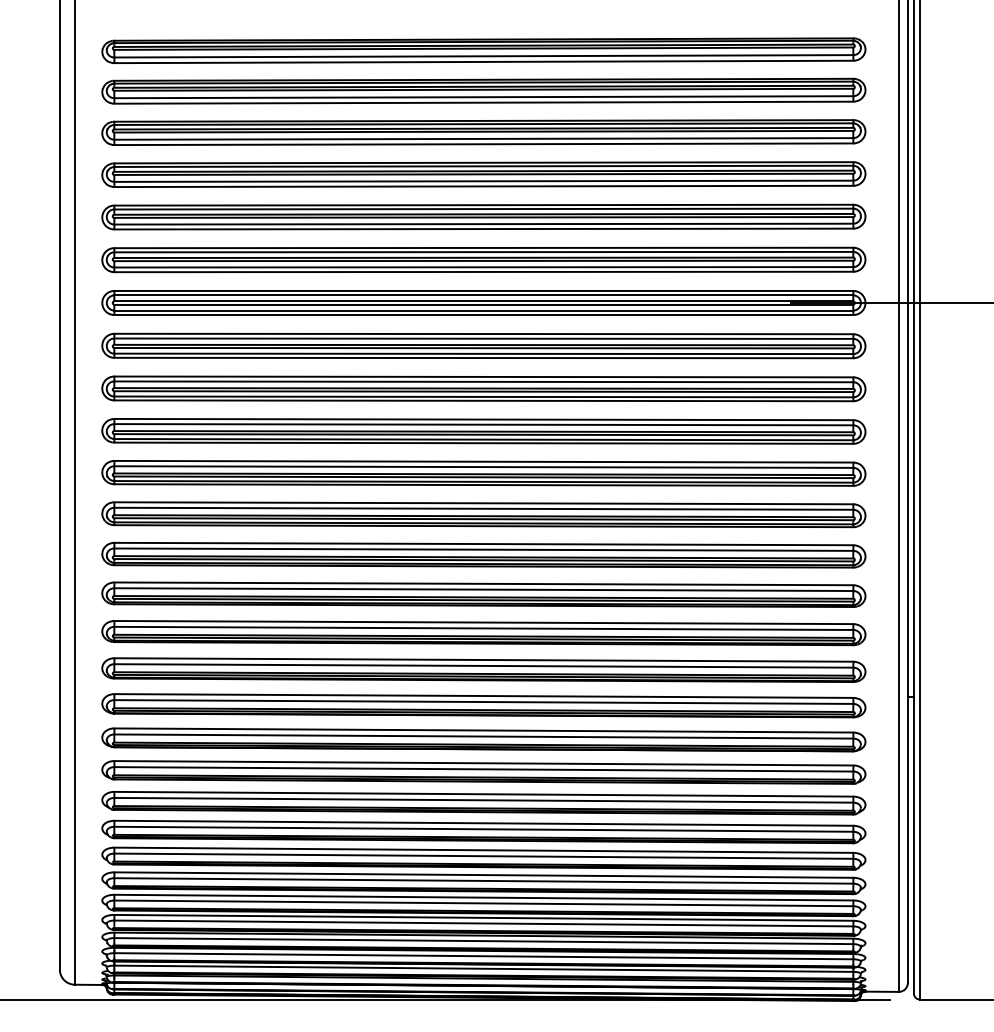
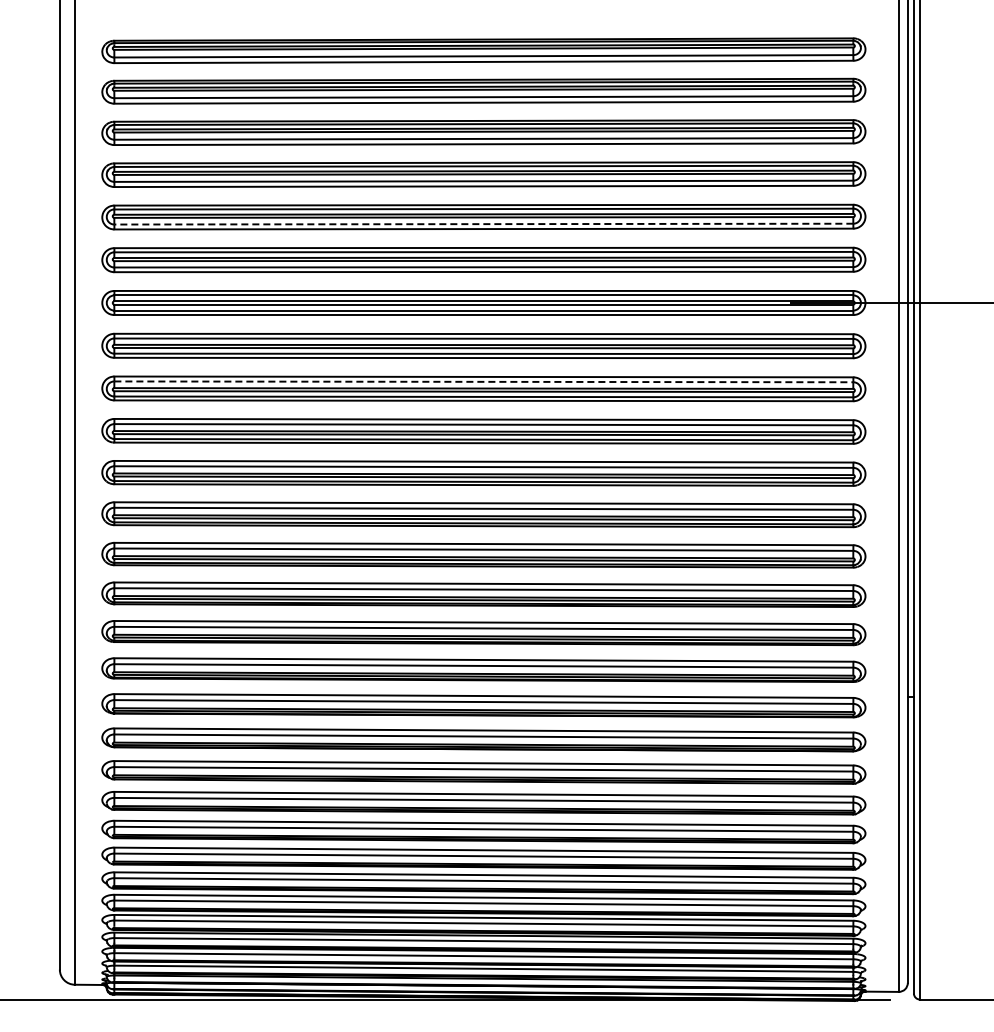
line: solid -> dashed (483, 224)
line: solid -> dashed (484, 381)
